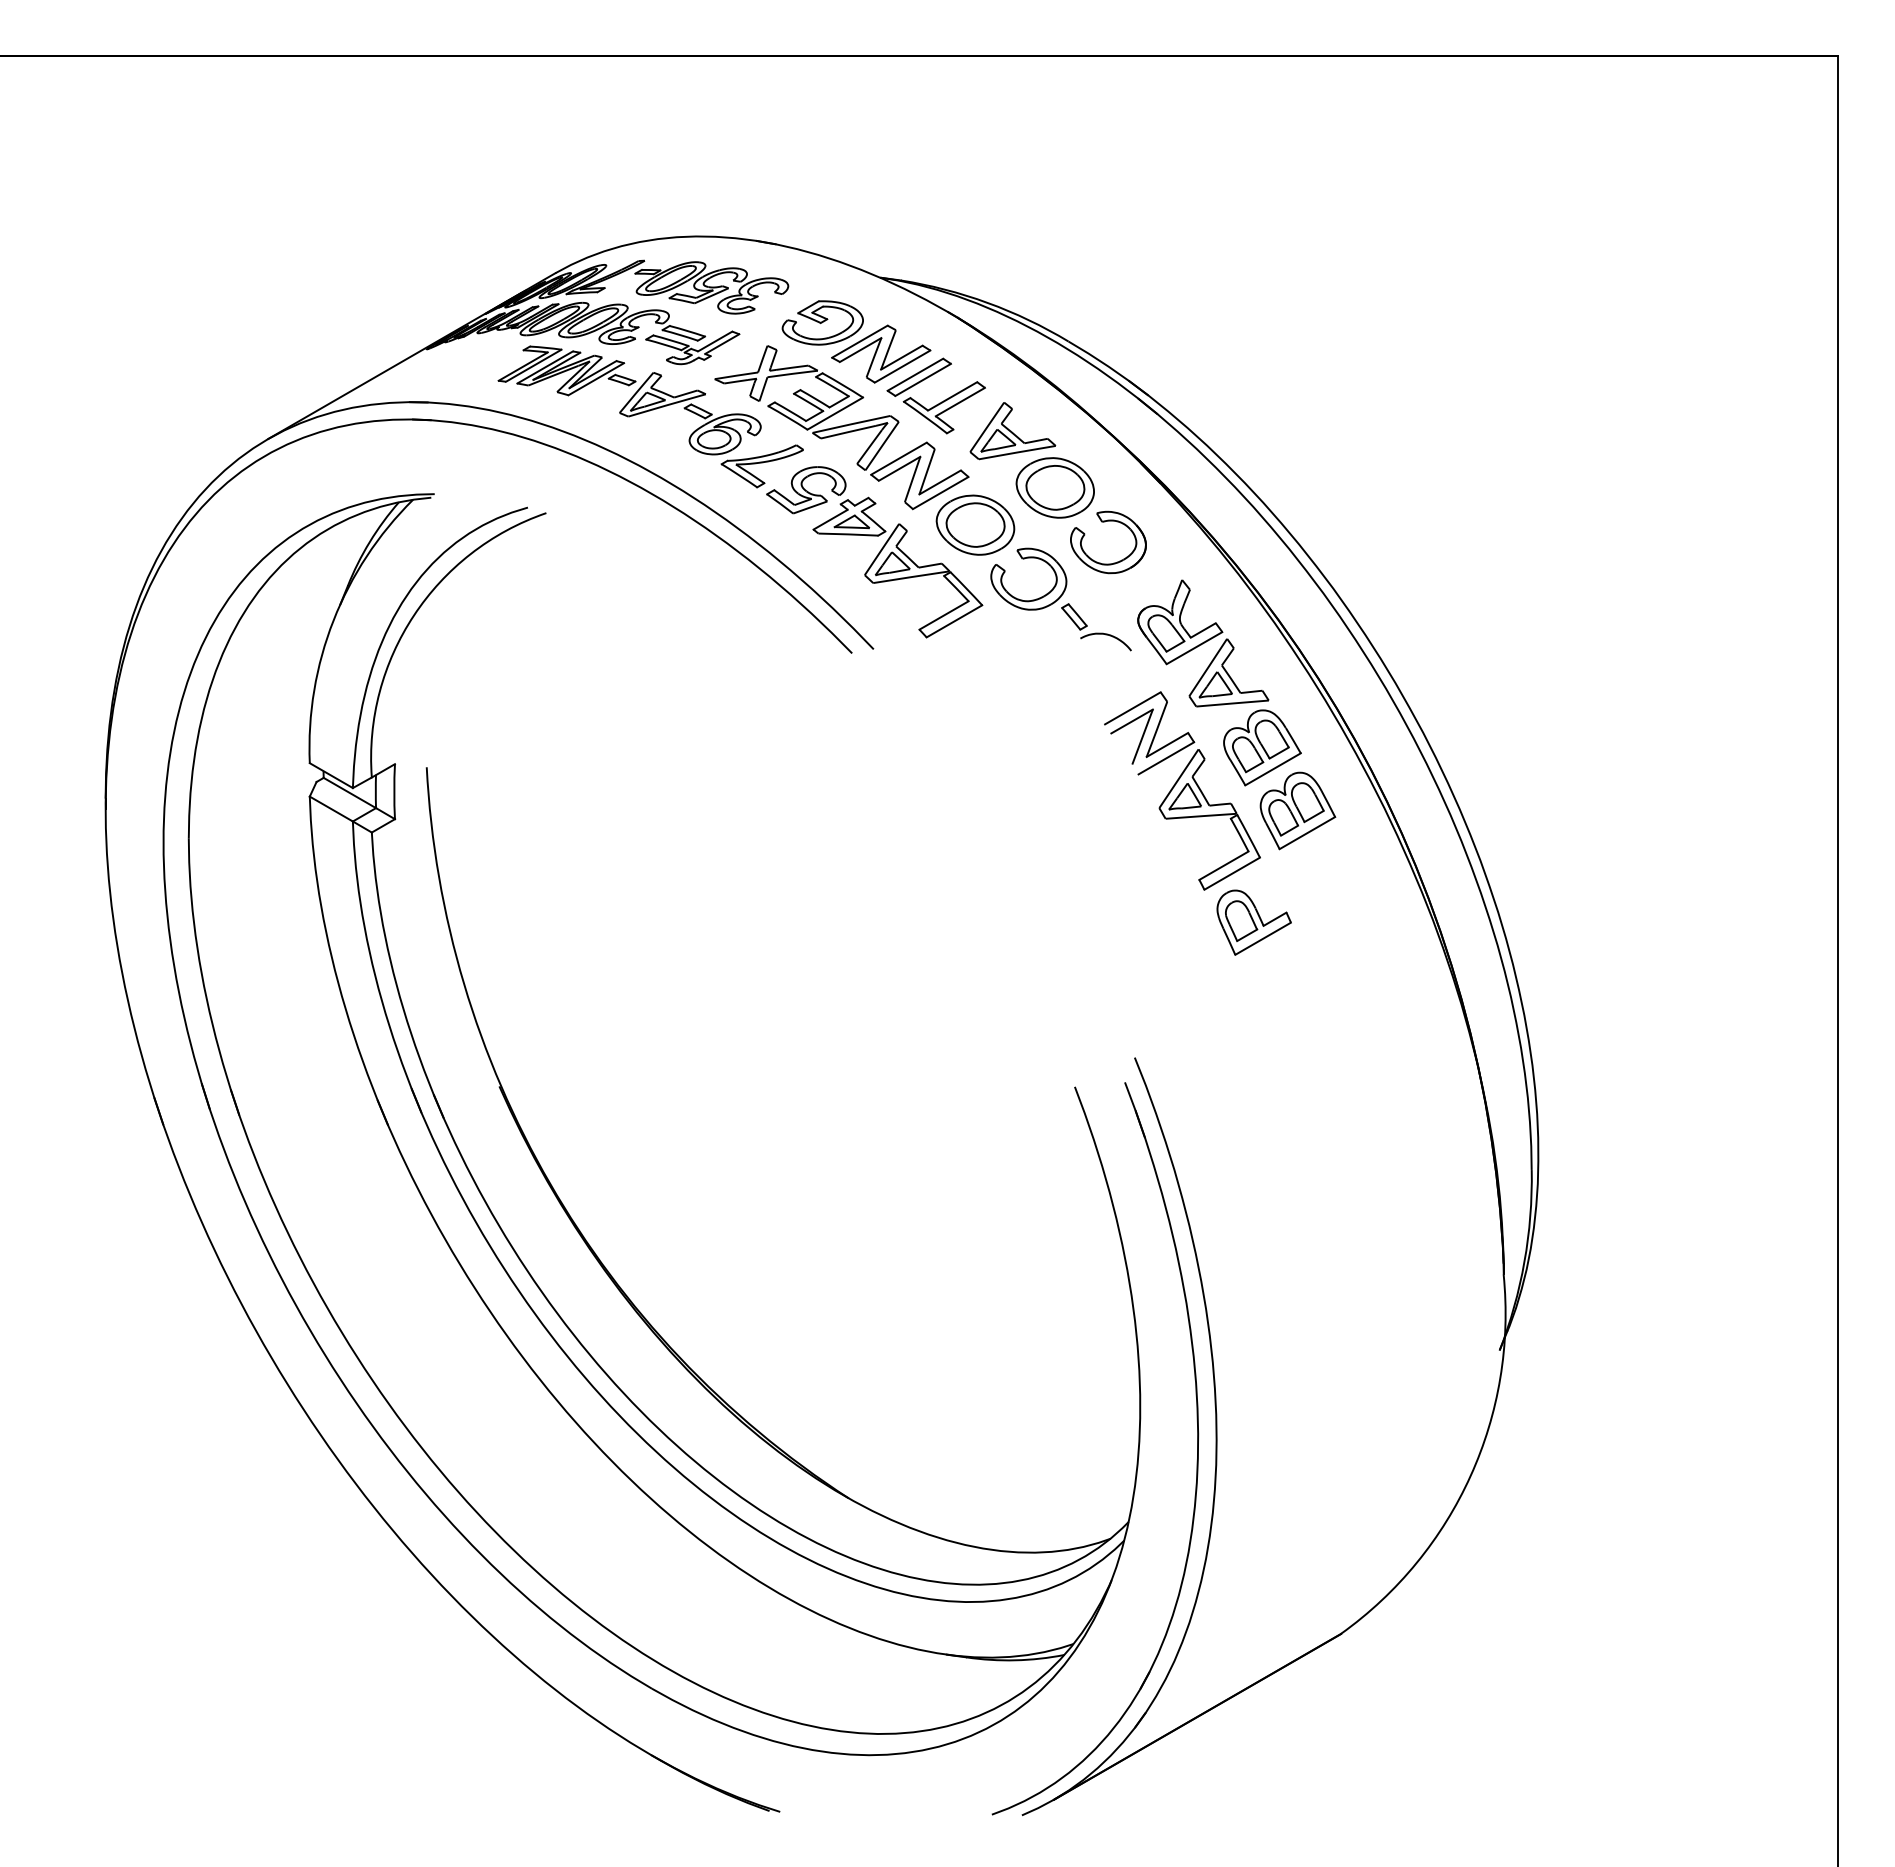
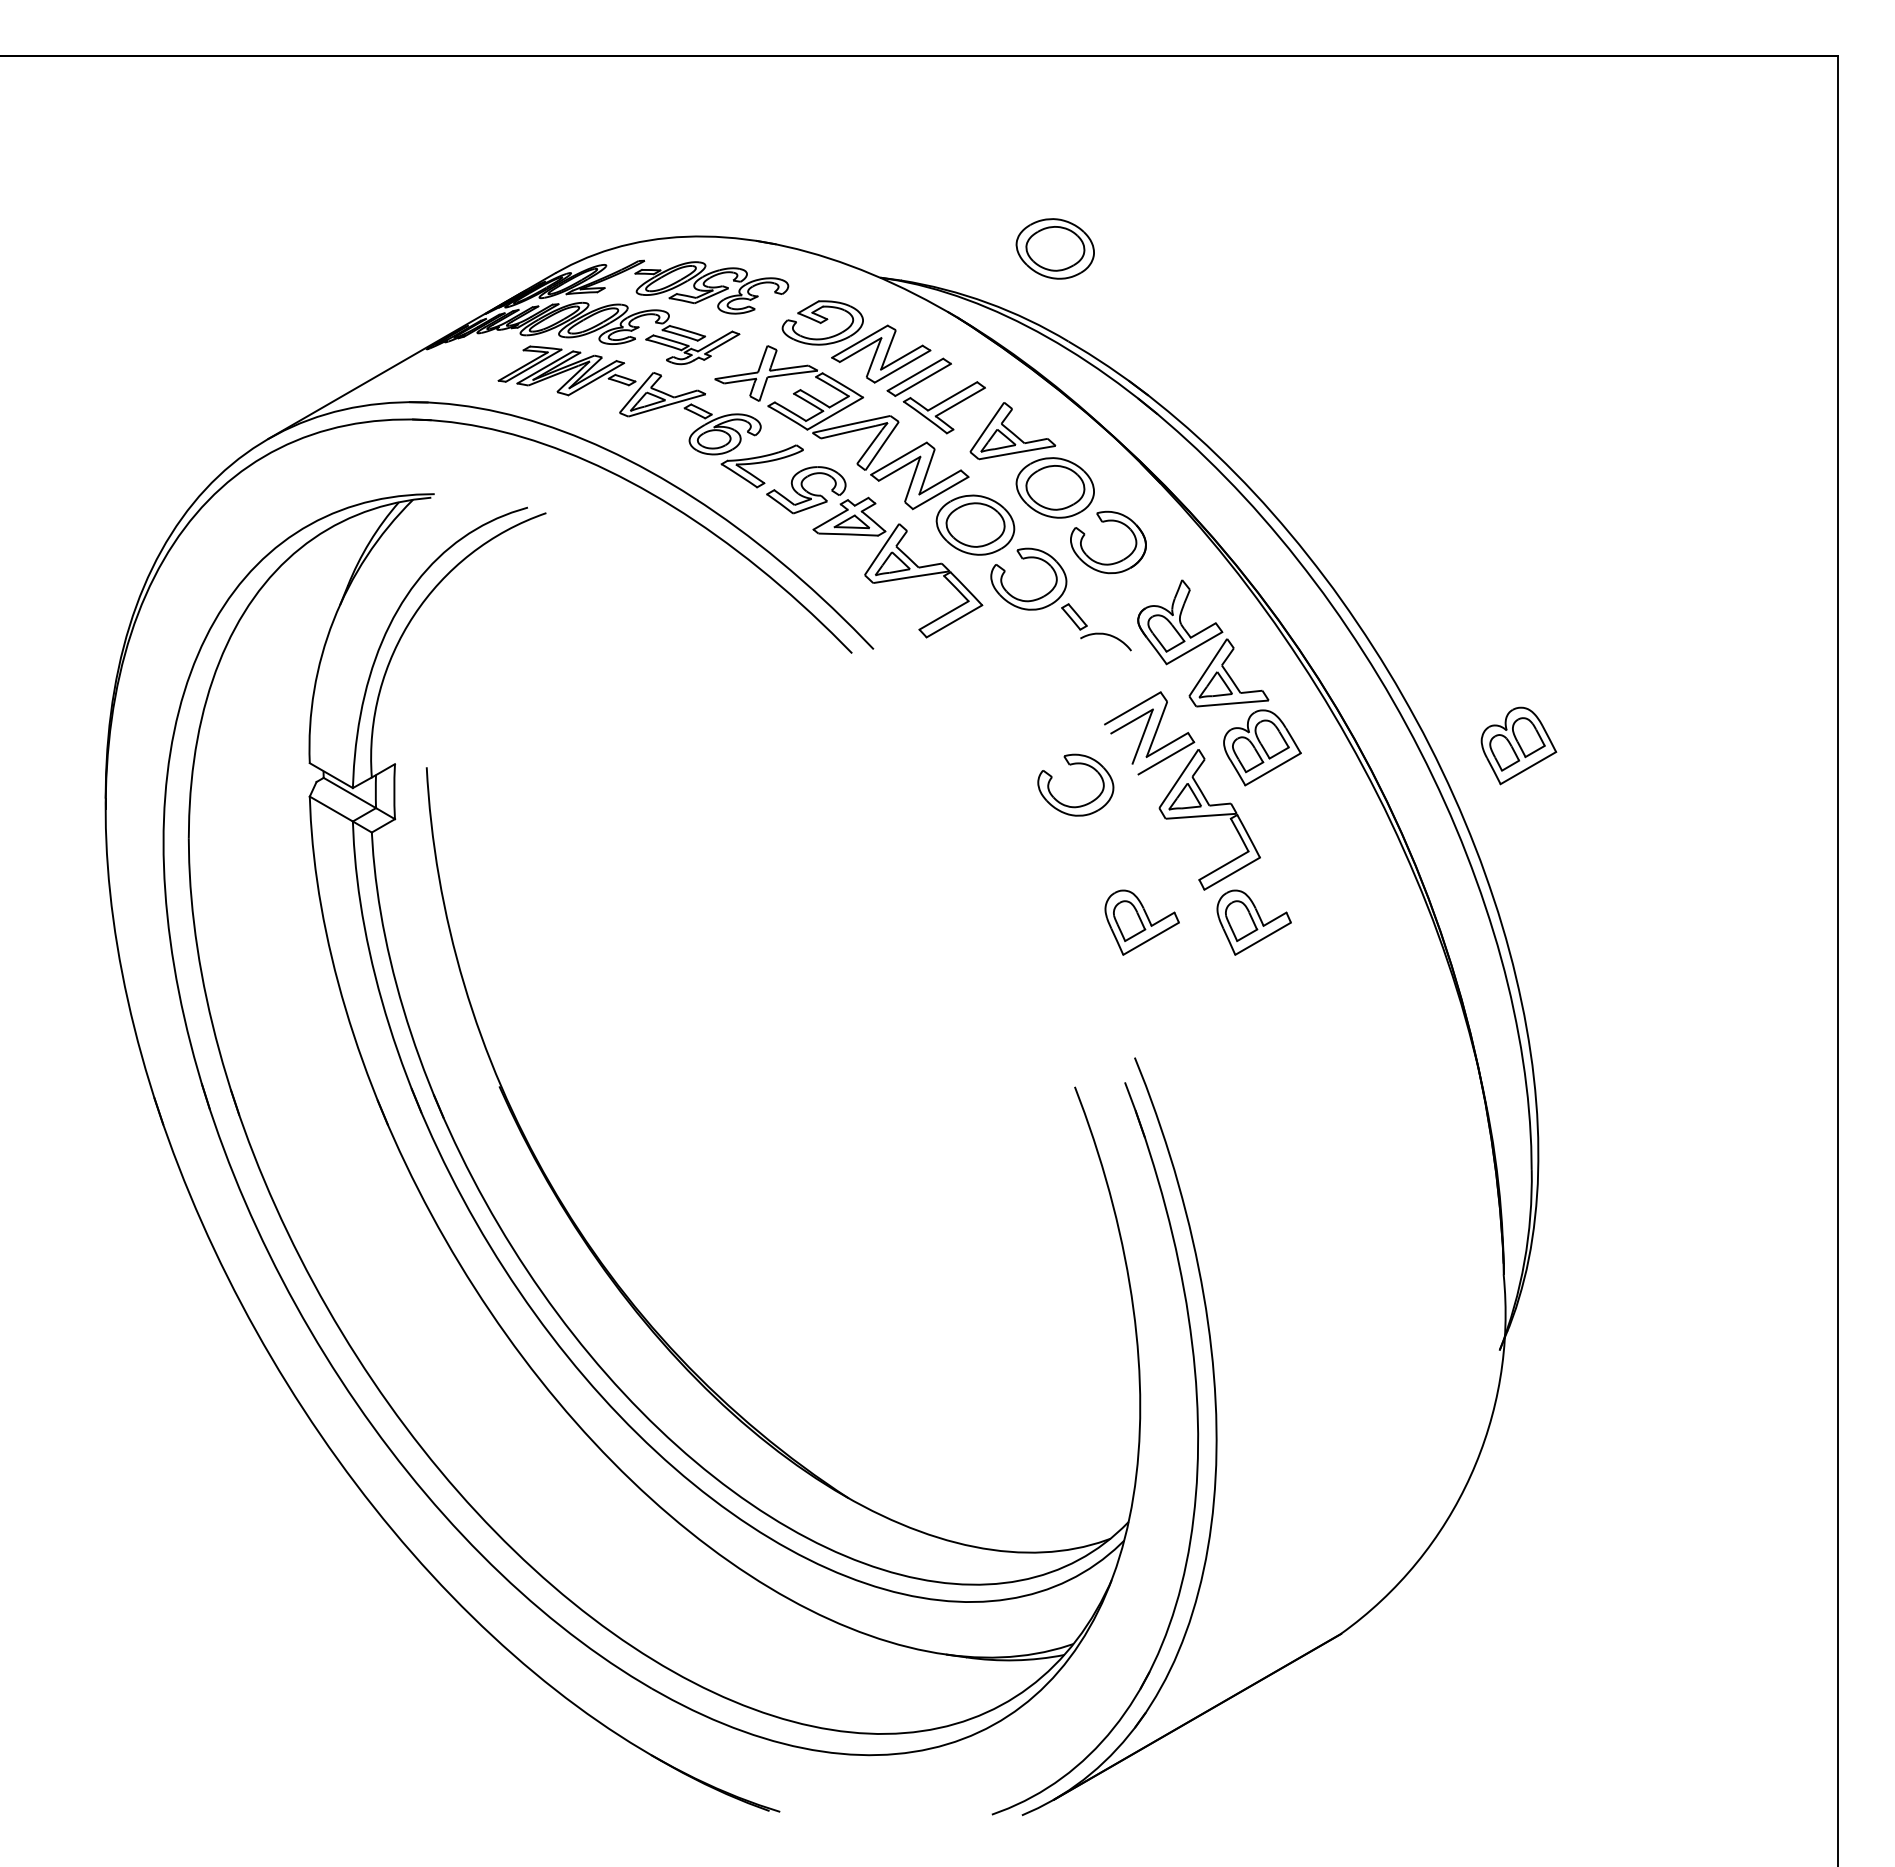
part: none -> present (1054, 248)
part: none -> present (1071, 765)
part position: (1297, 810) -> (1518, 745) (1518, 745)
part: none -> present (1141, 922)
